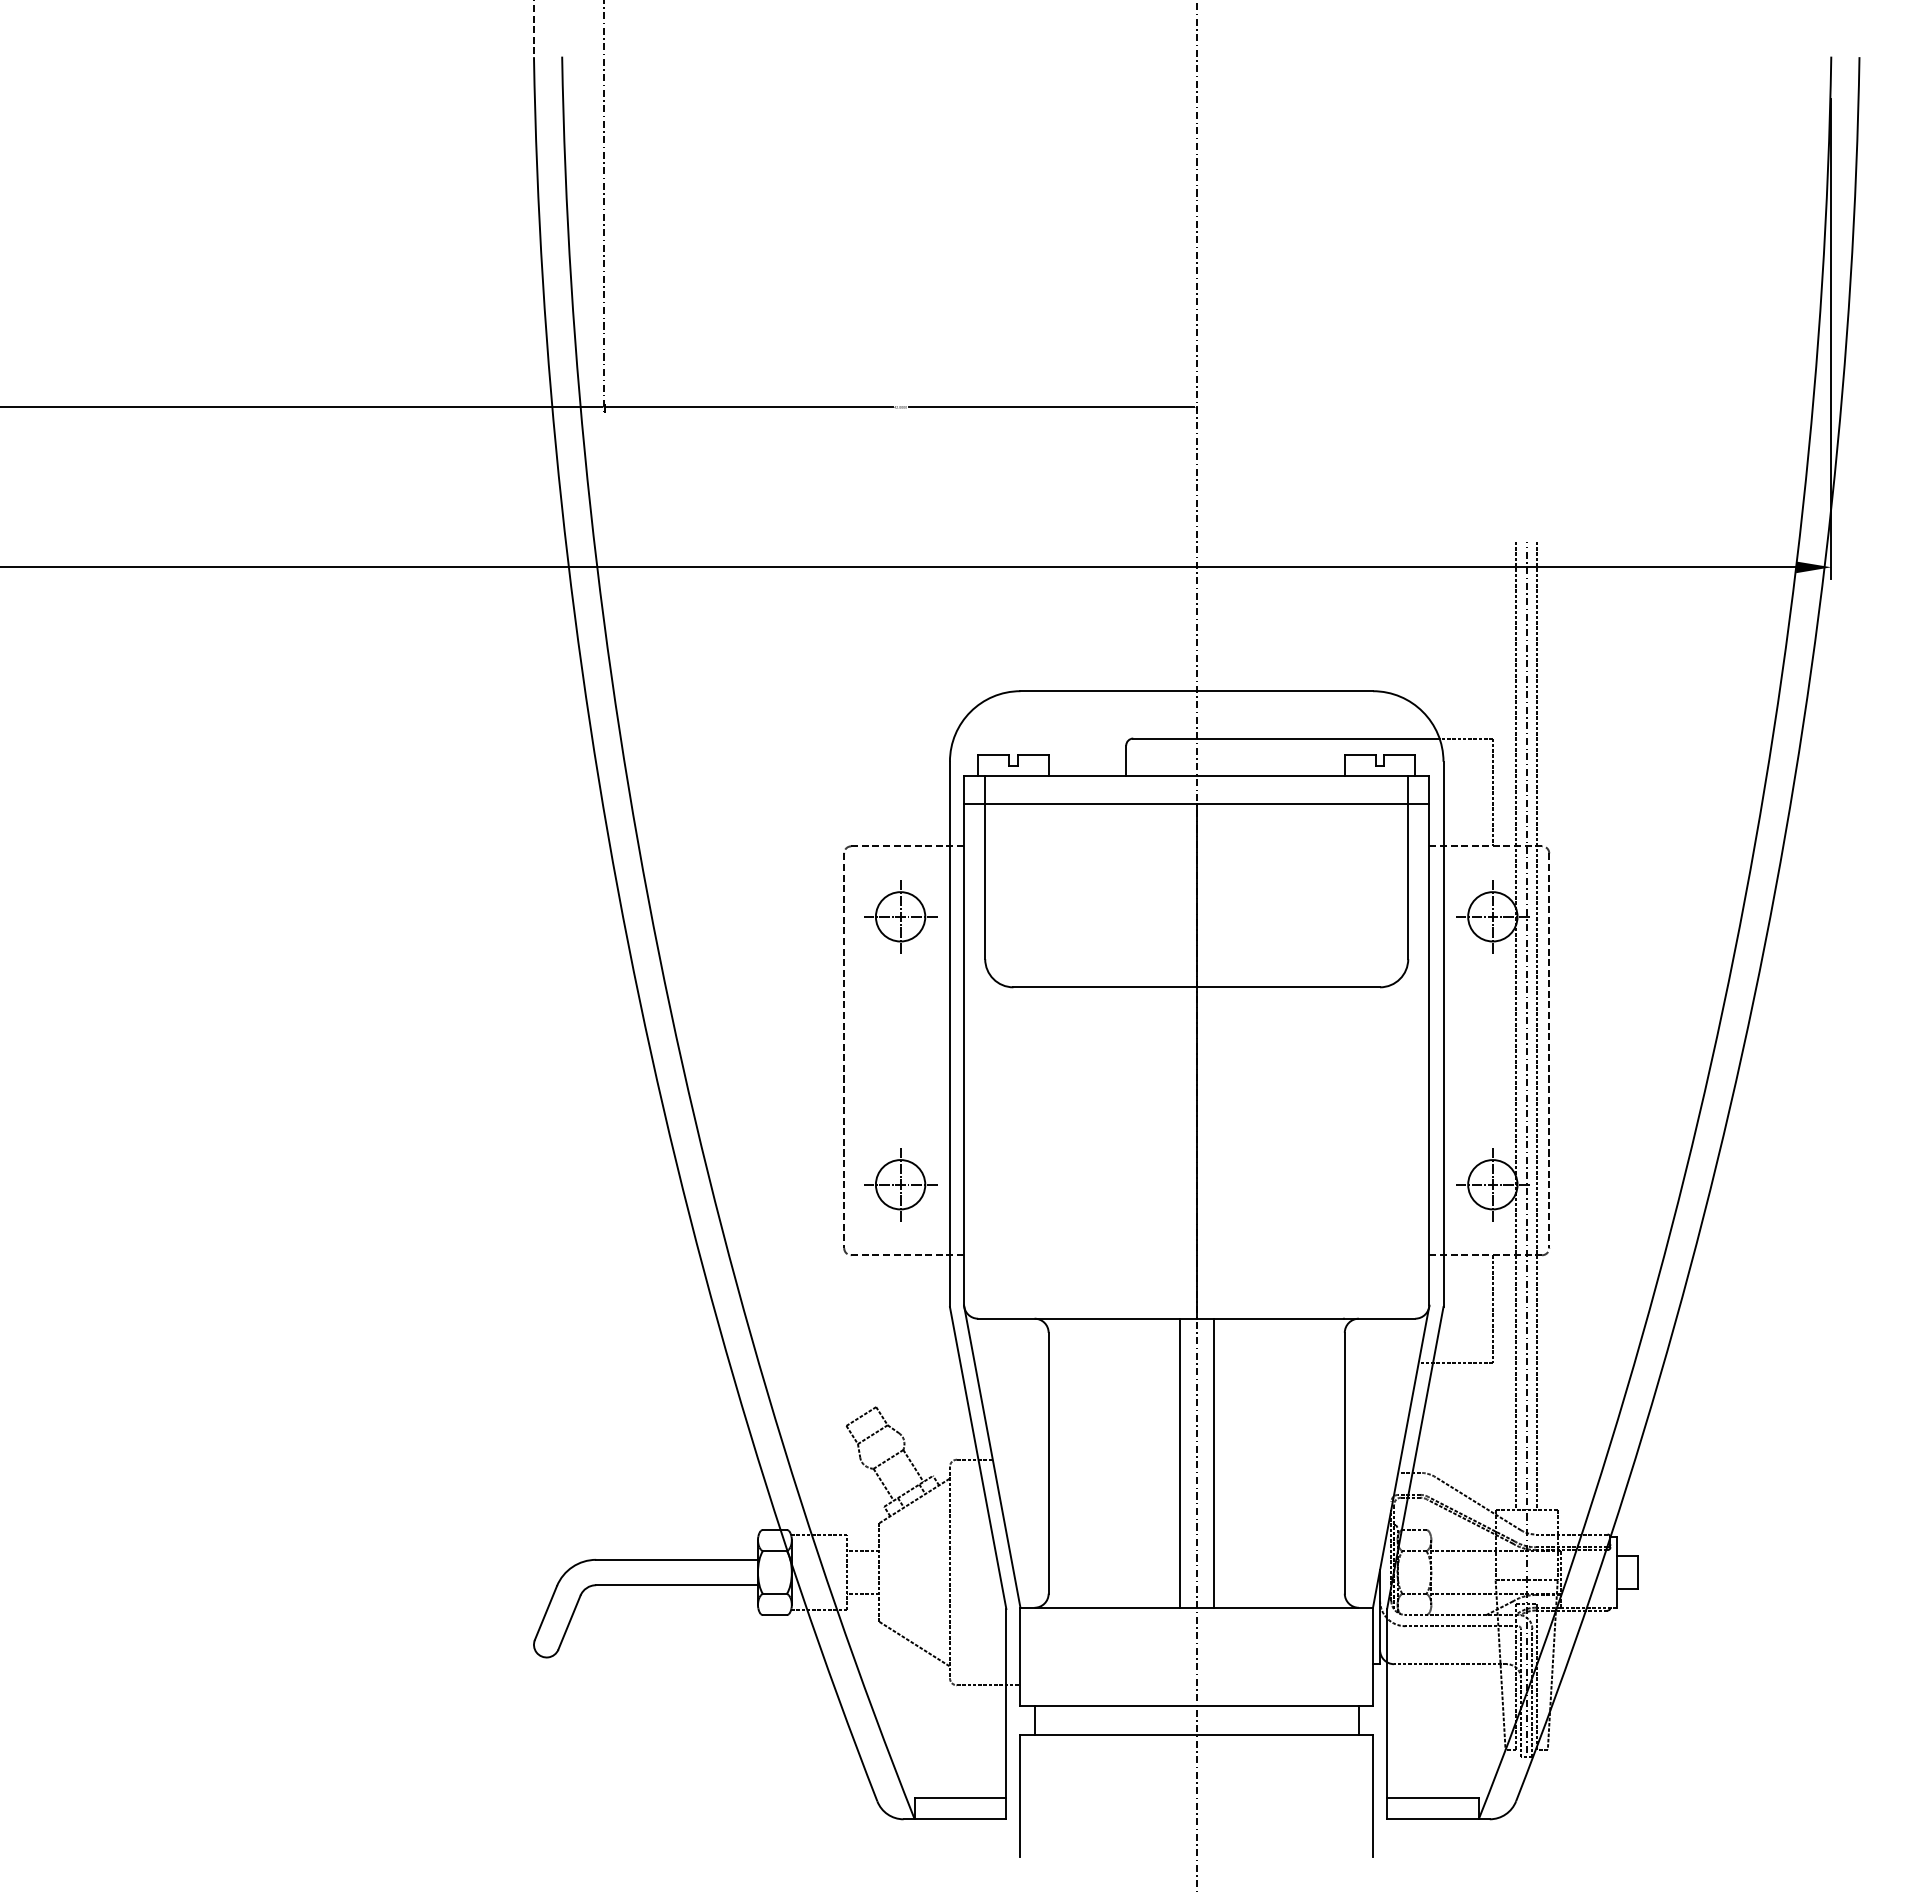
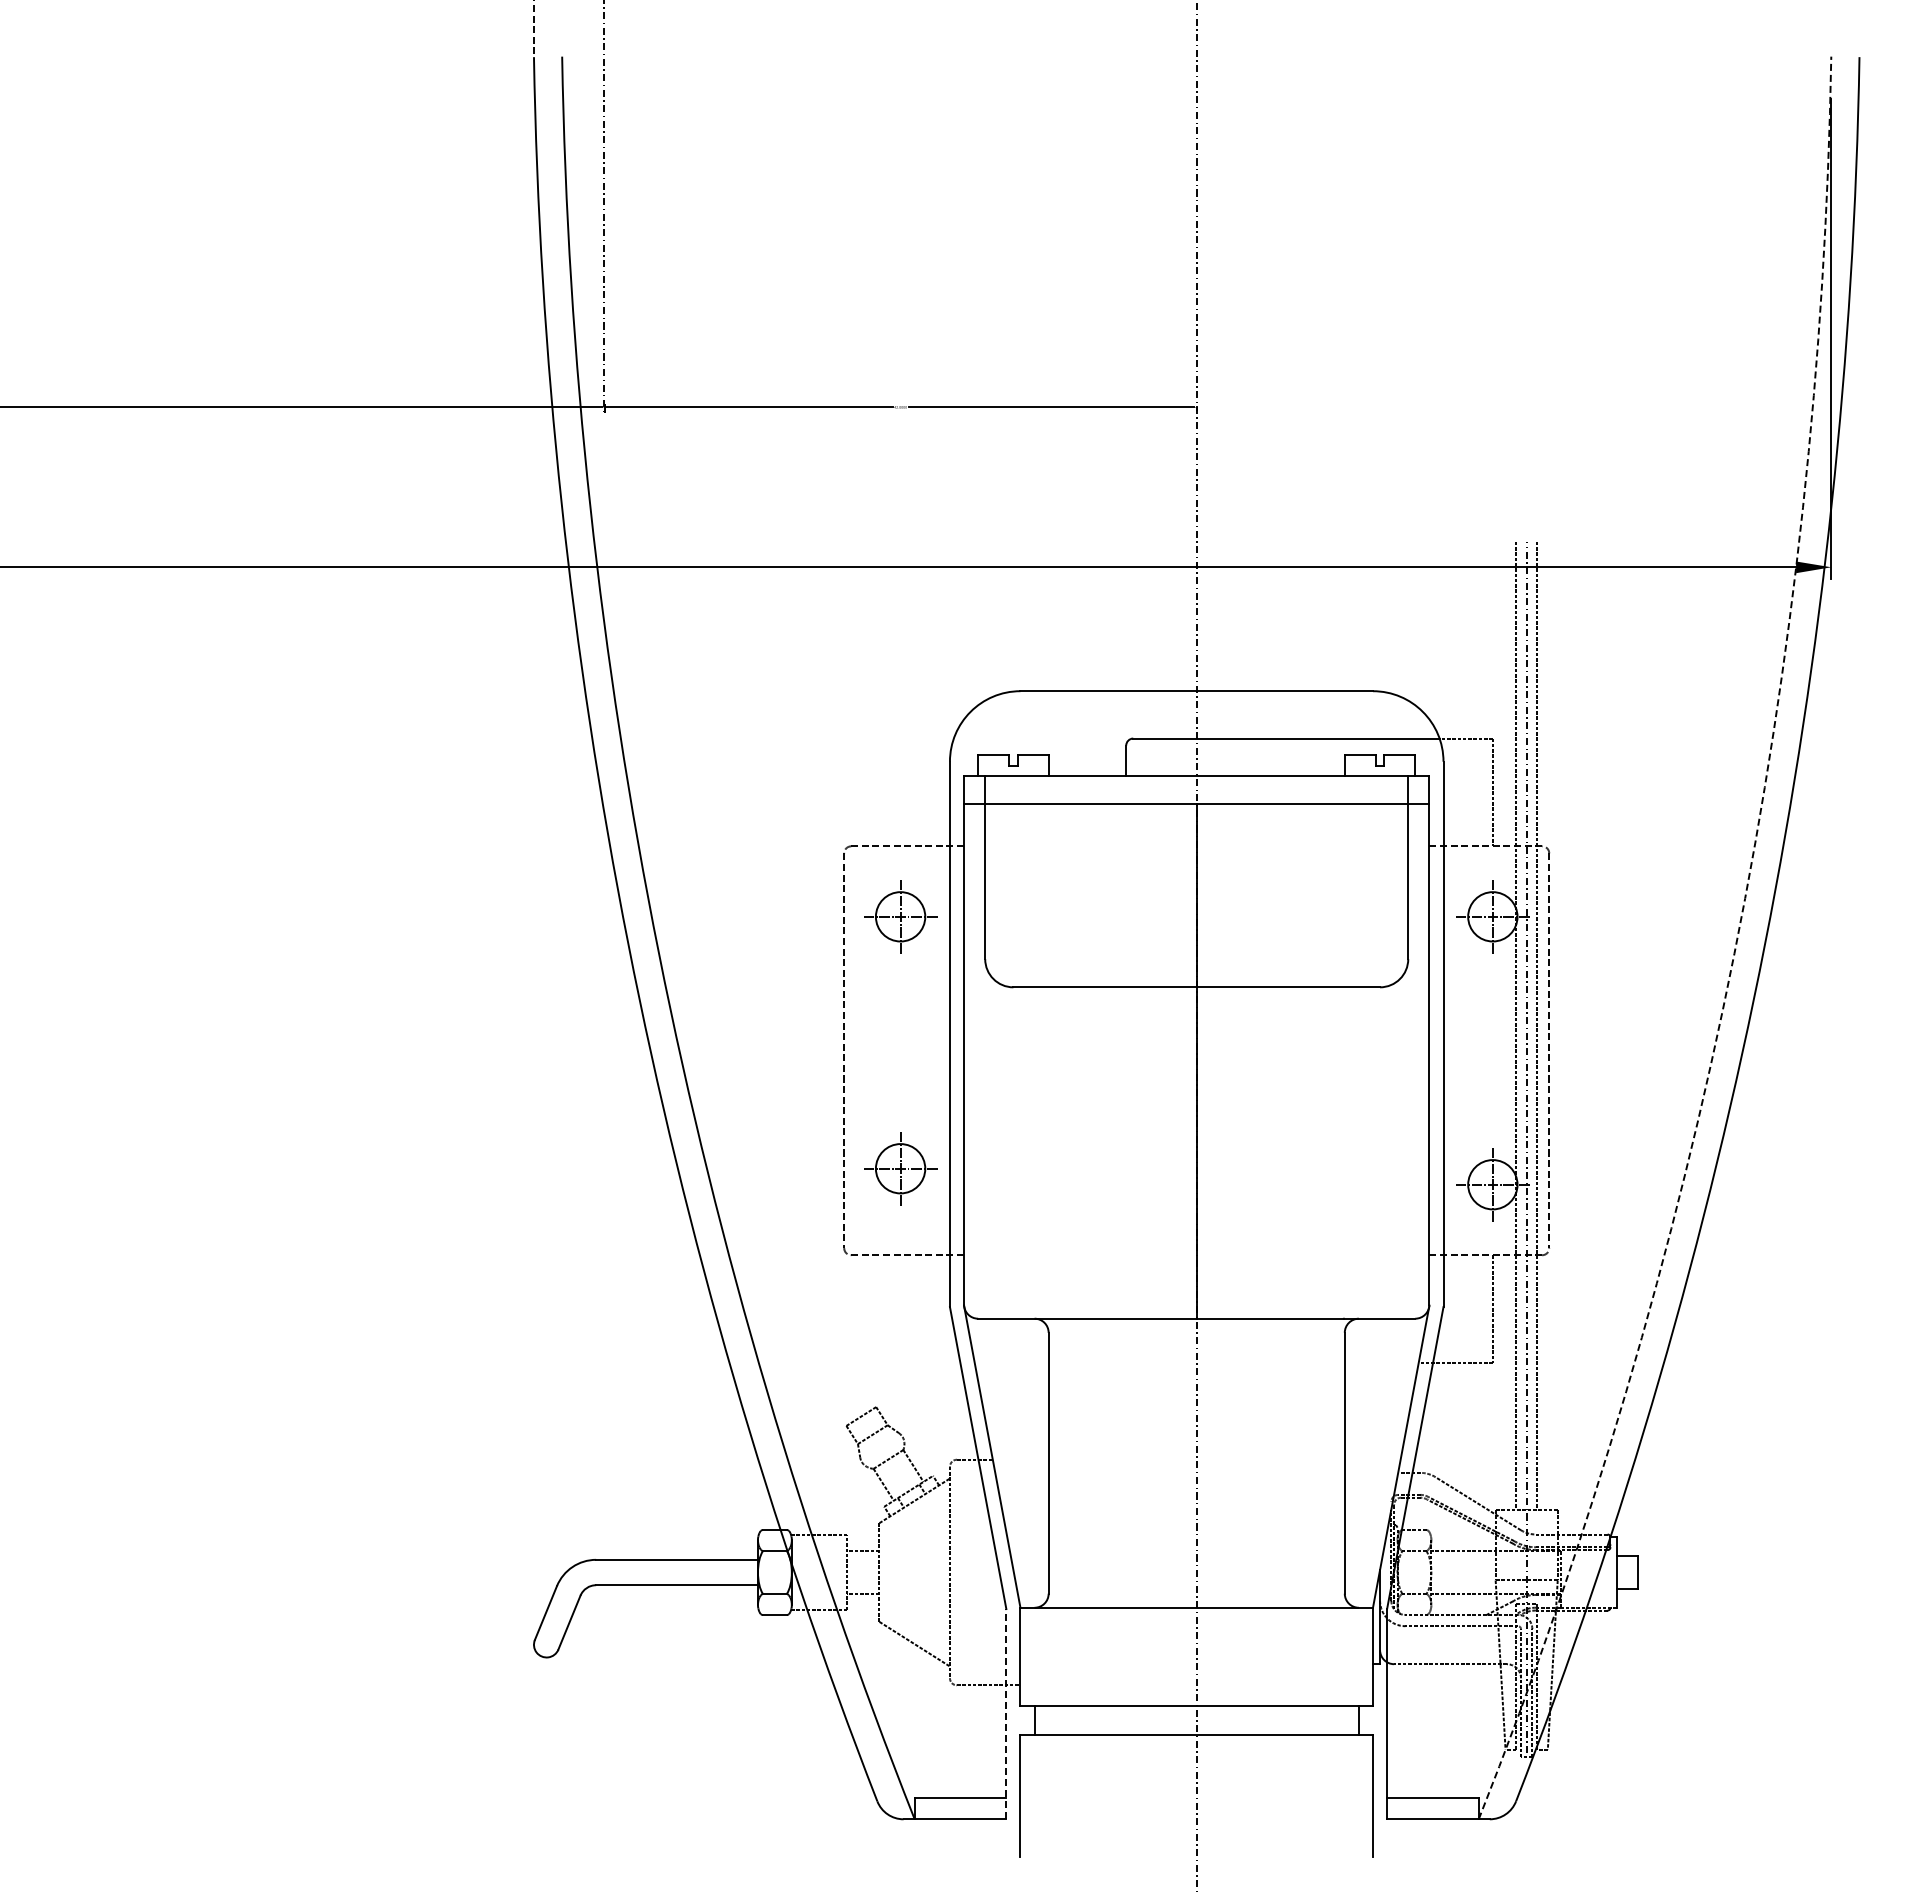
arc: solid -> dashed (1734, 953)
part position: (900, 1184) -> (900, 1168) (900, 1168)
line: present -> none (1179, 1462)
line: present -> none (1213, 1462)
line: solid -> dashed (1006, 1713)
